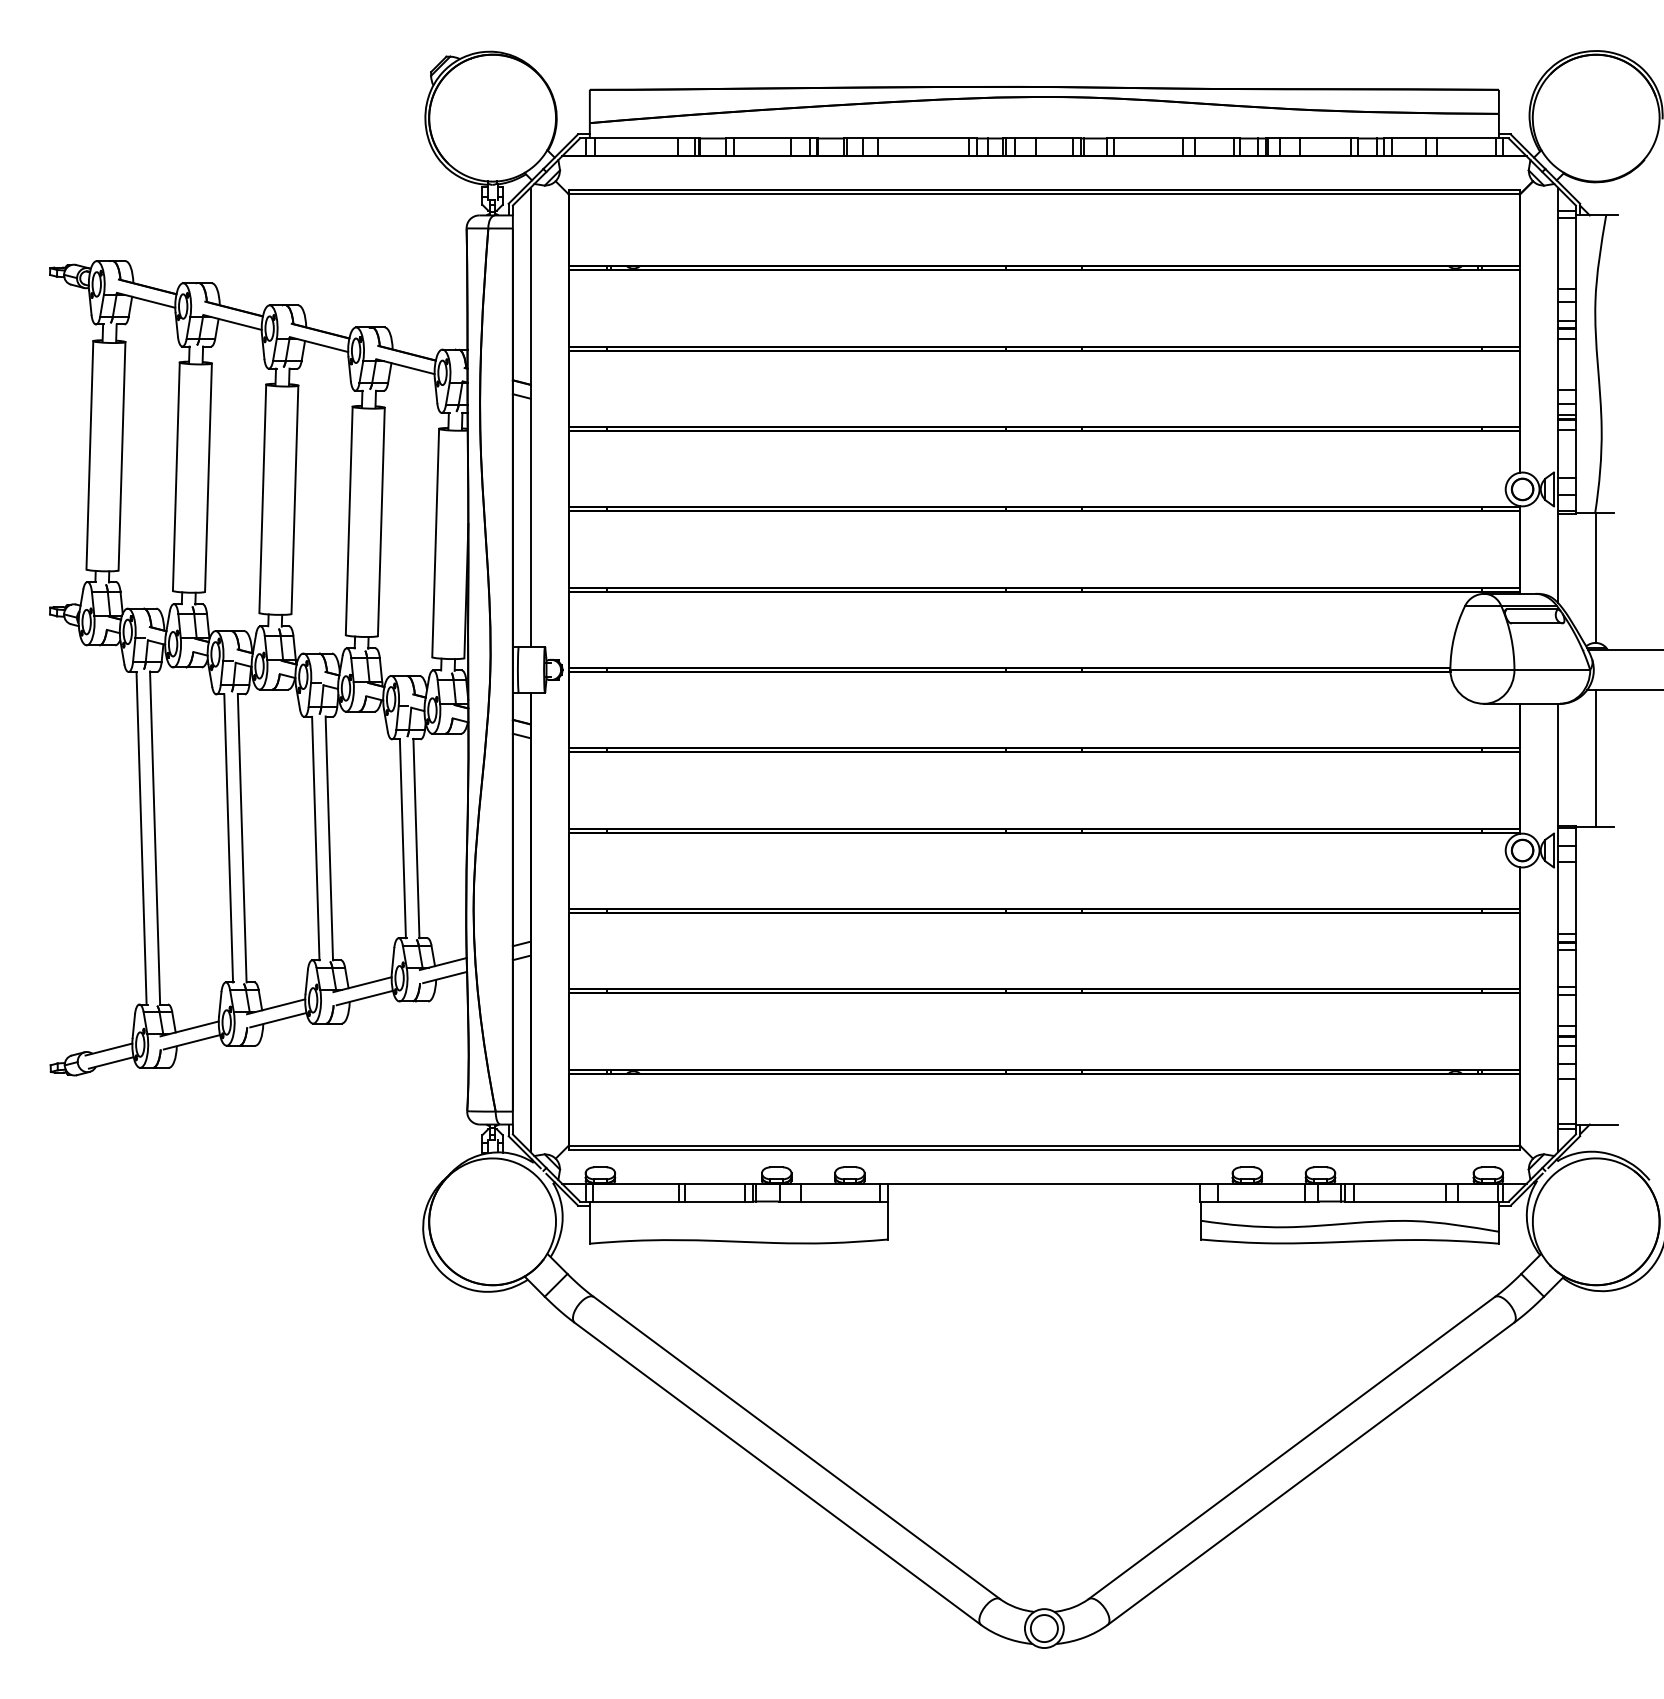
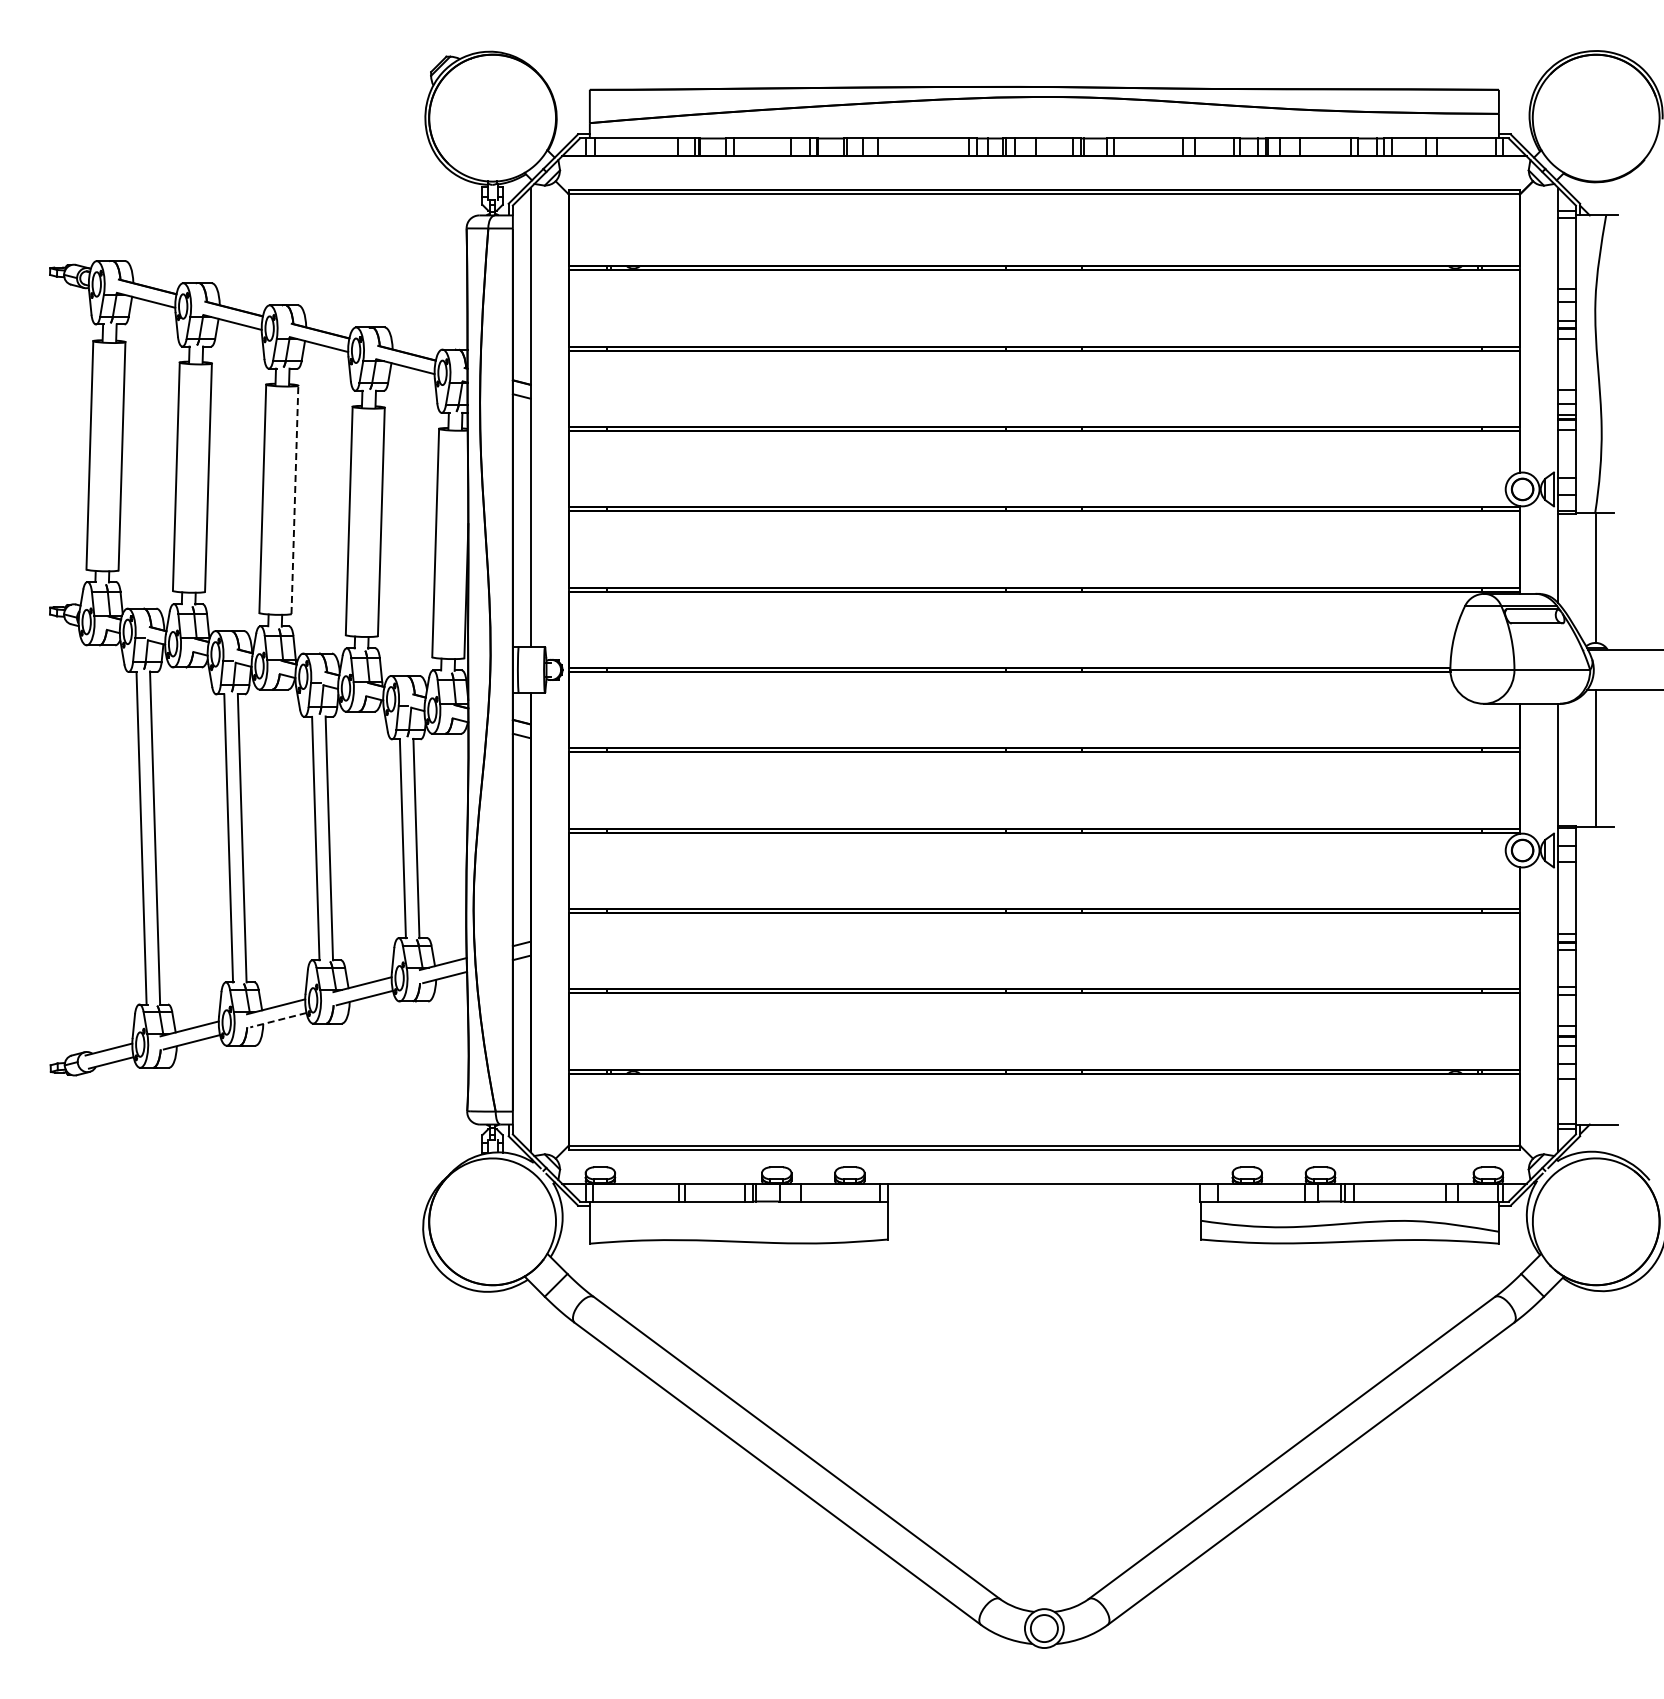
line: solid -> dashed (294, 499)
line: solid -> dashed (277, 1020)
